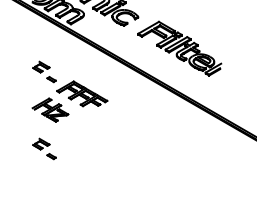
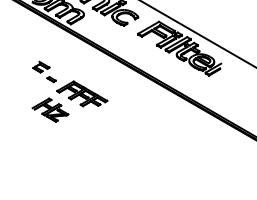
line: none -> present (197, 34)
part: present -> none (44, 148)
